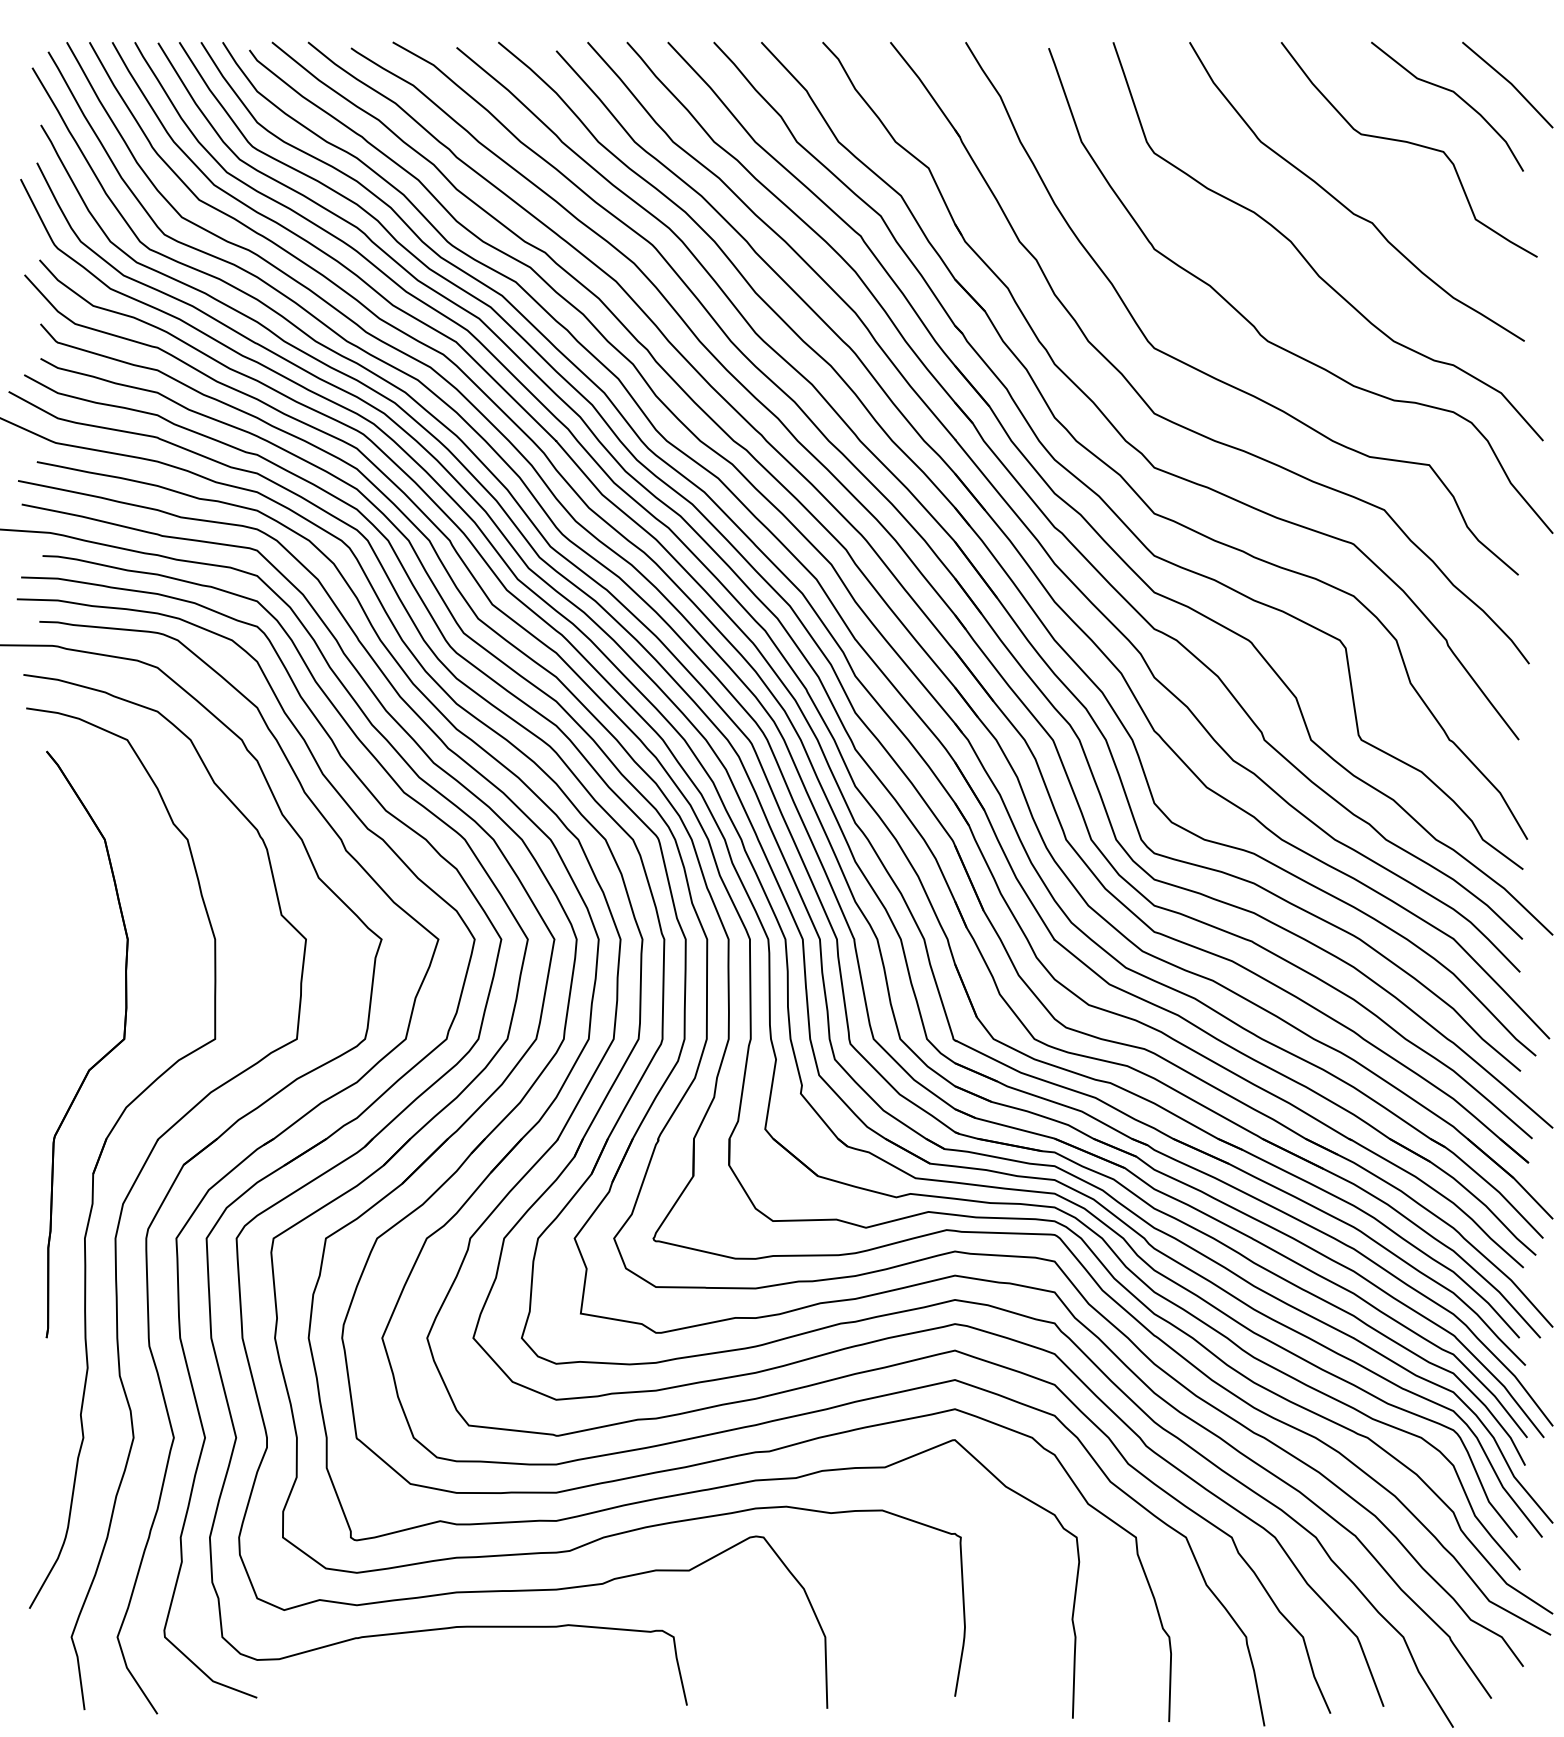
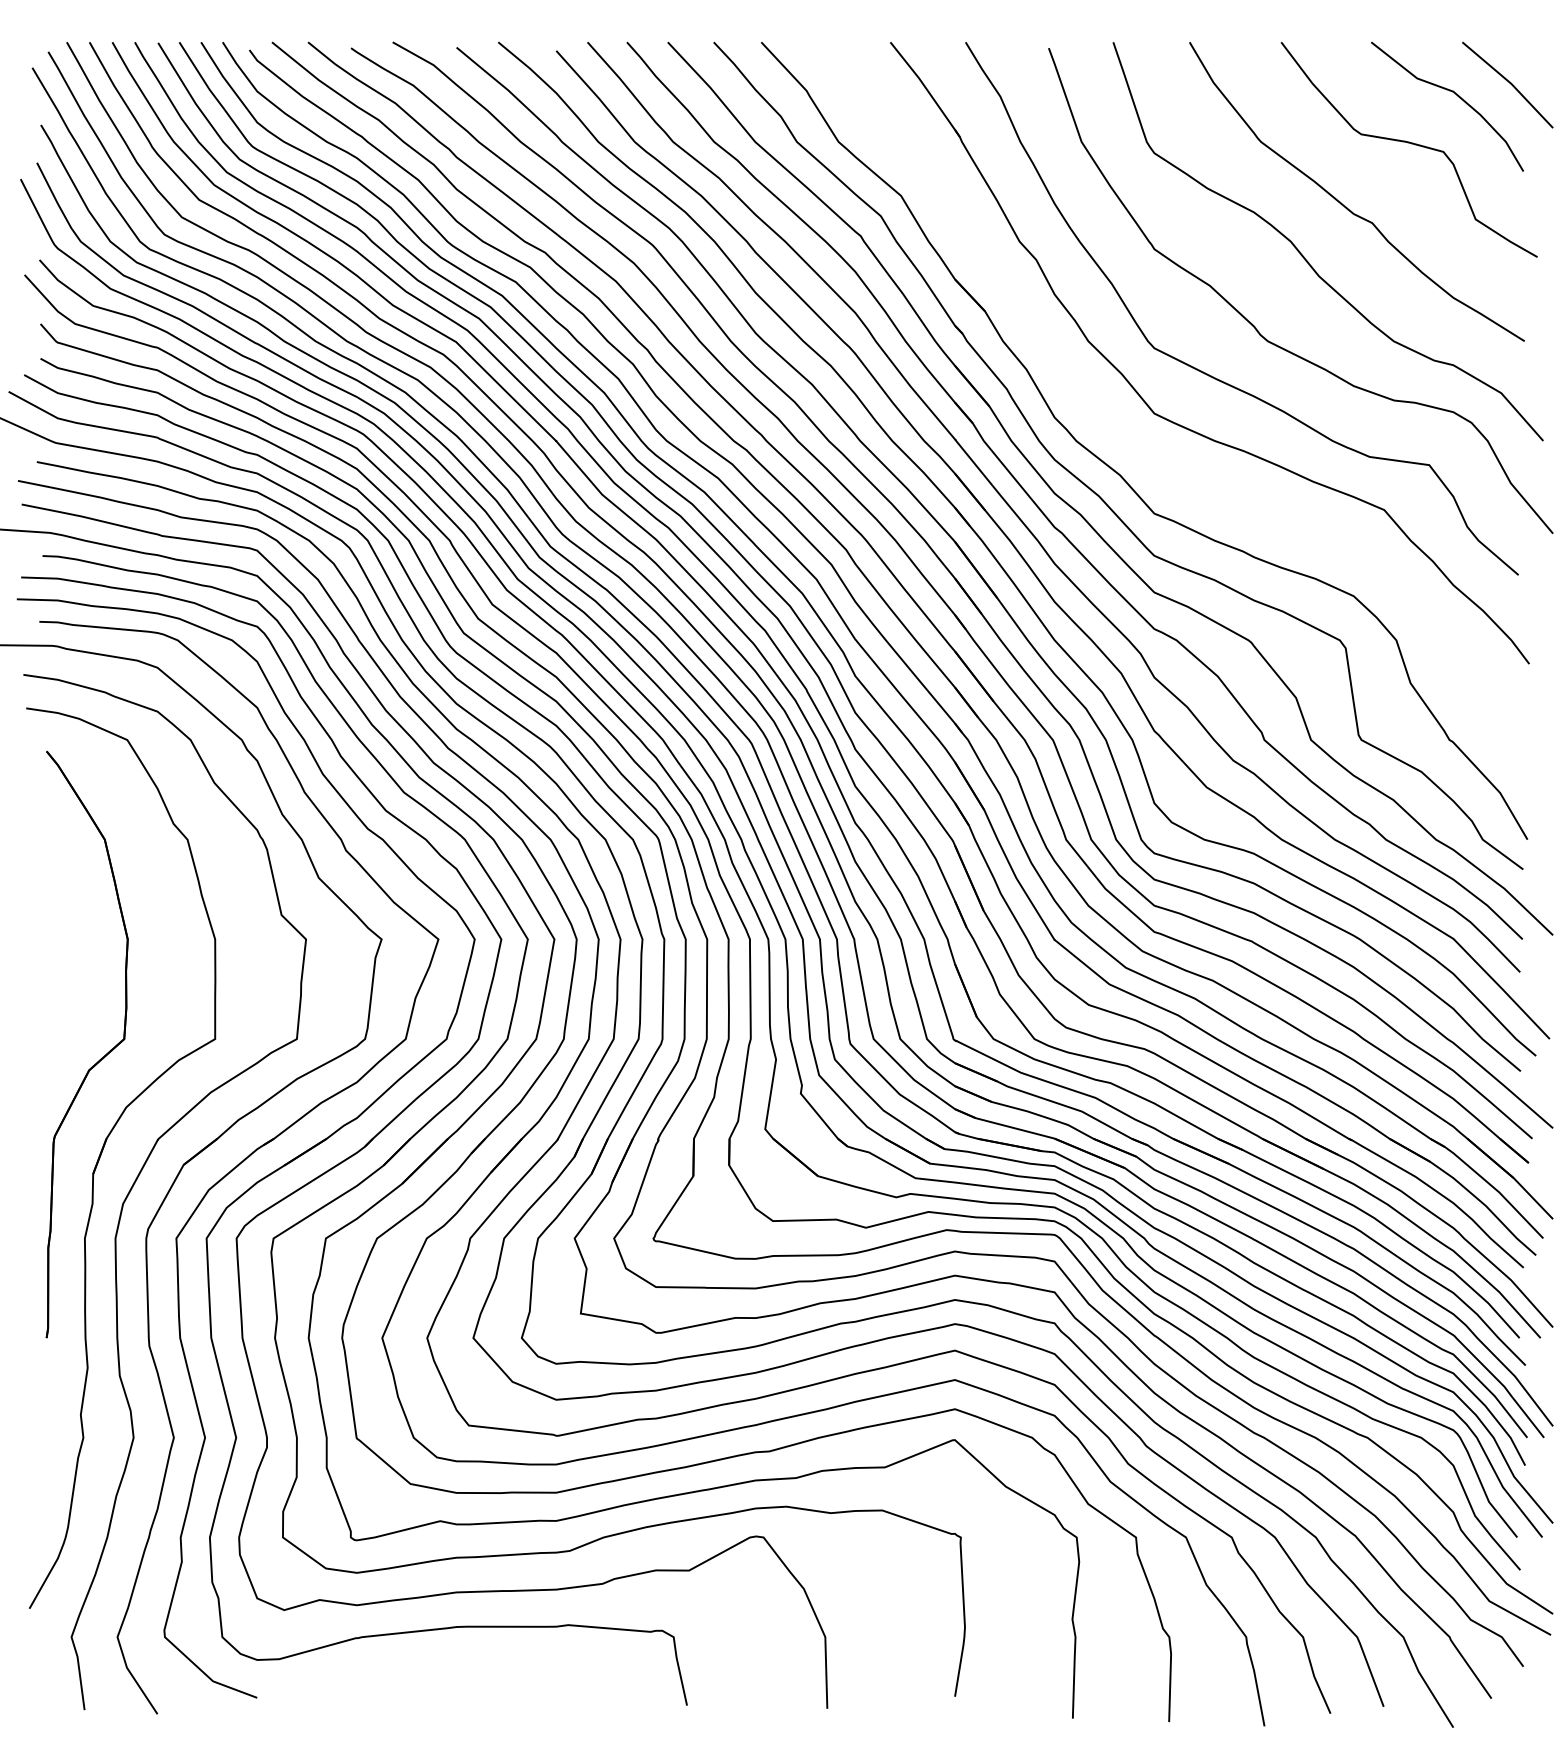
part: present -> none (1119, 431)
